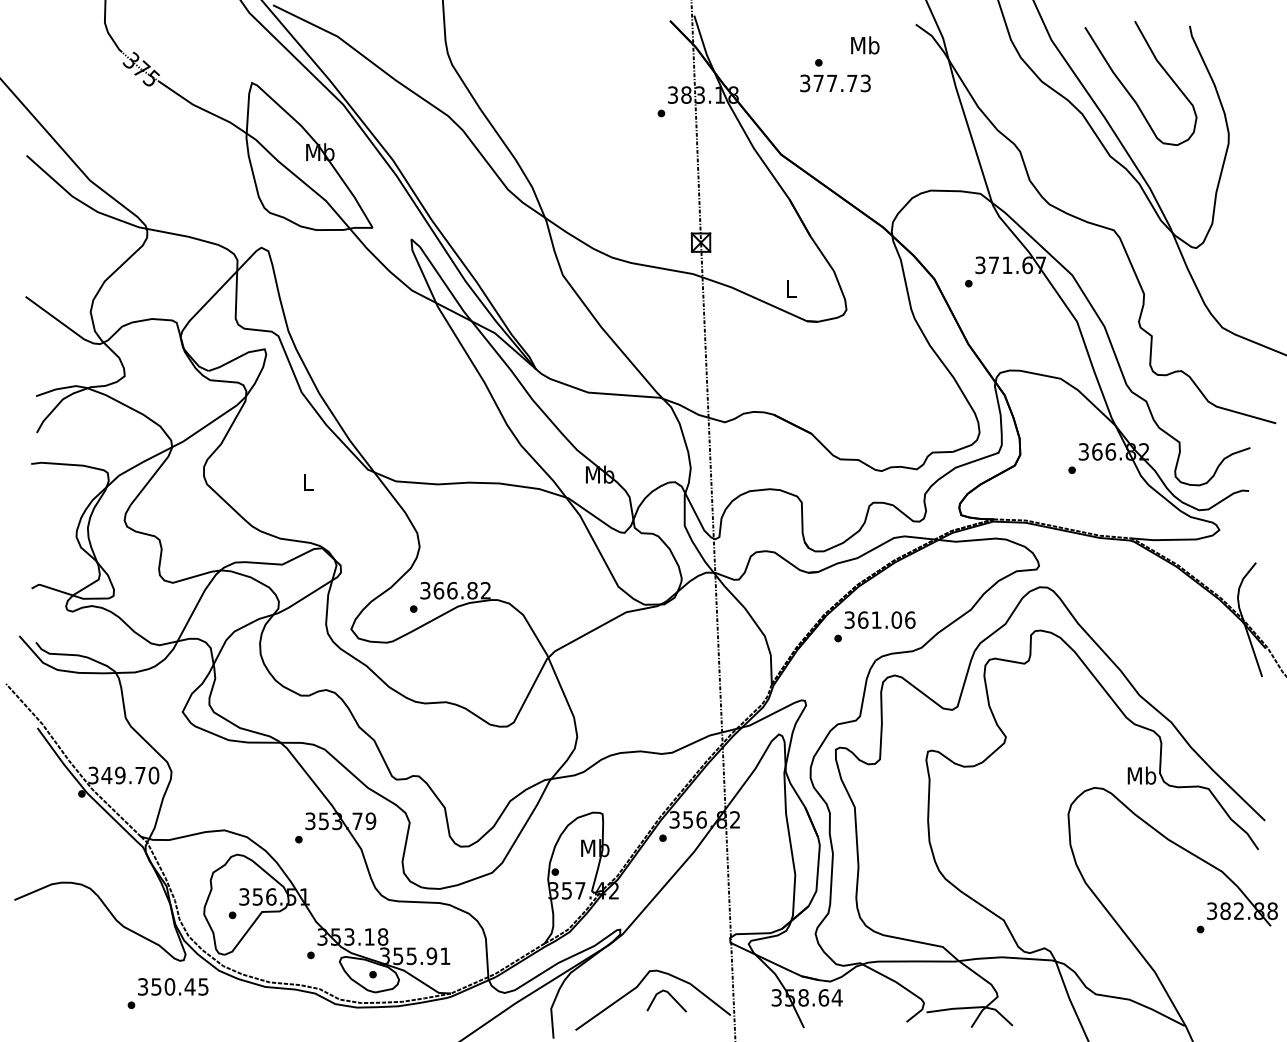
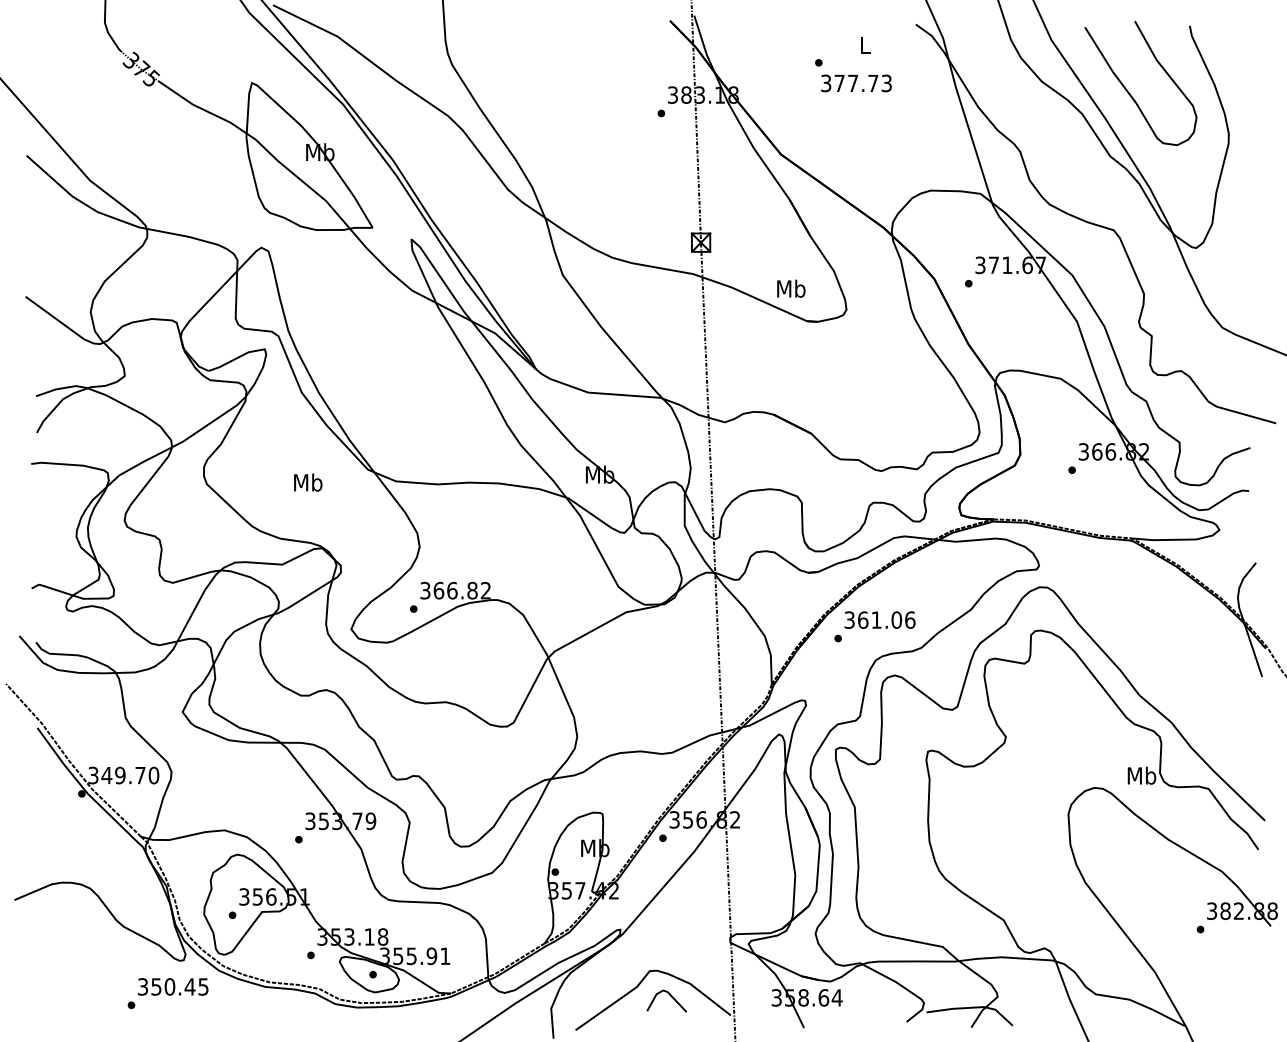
text: Mb -> L (865, 45)
text position: (835, 83) -> (856, 83) (856, 83)
text: L -> Mb (791, 288)
text: L -> Mb (308, 482)
